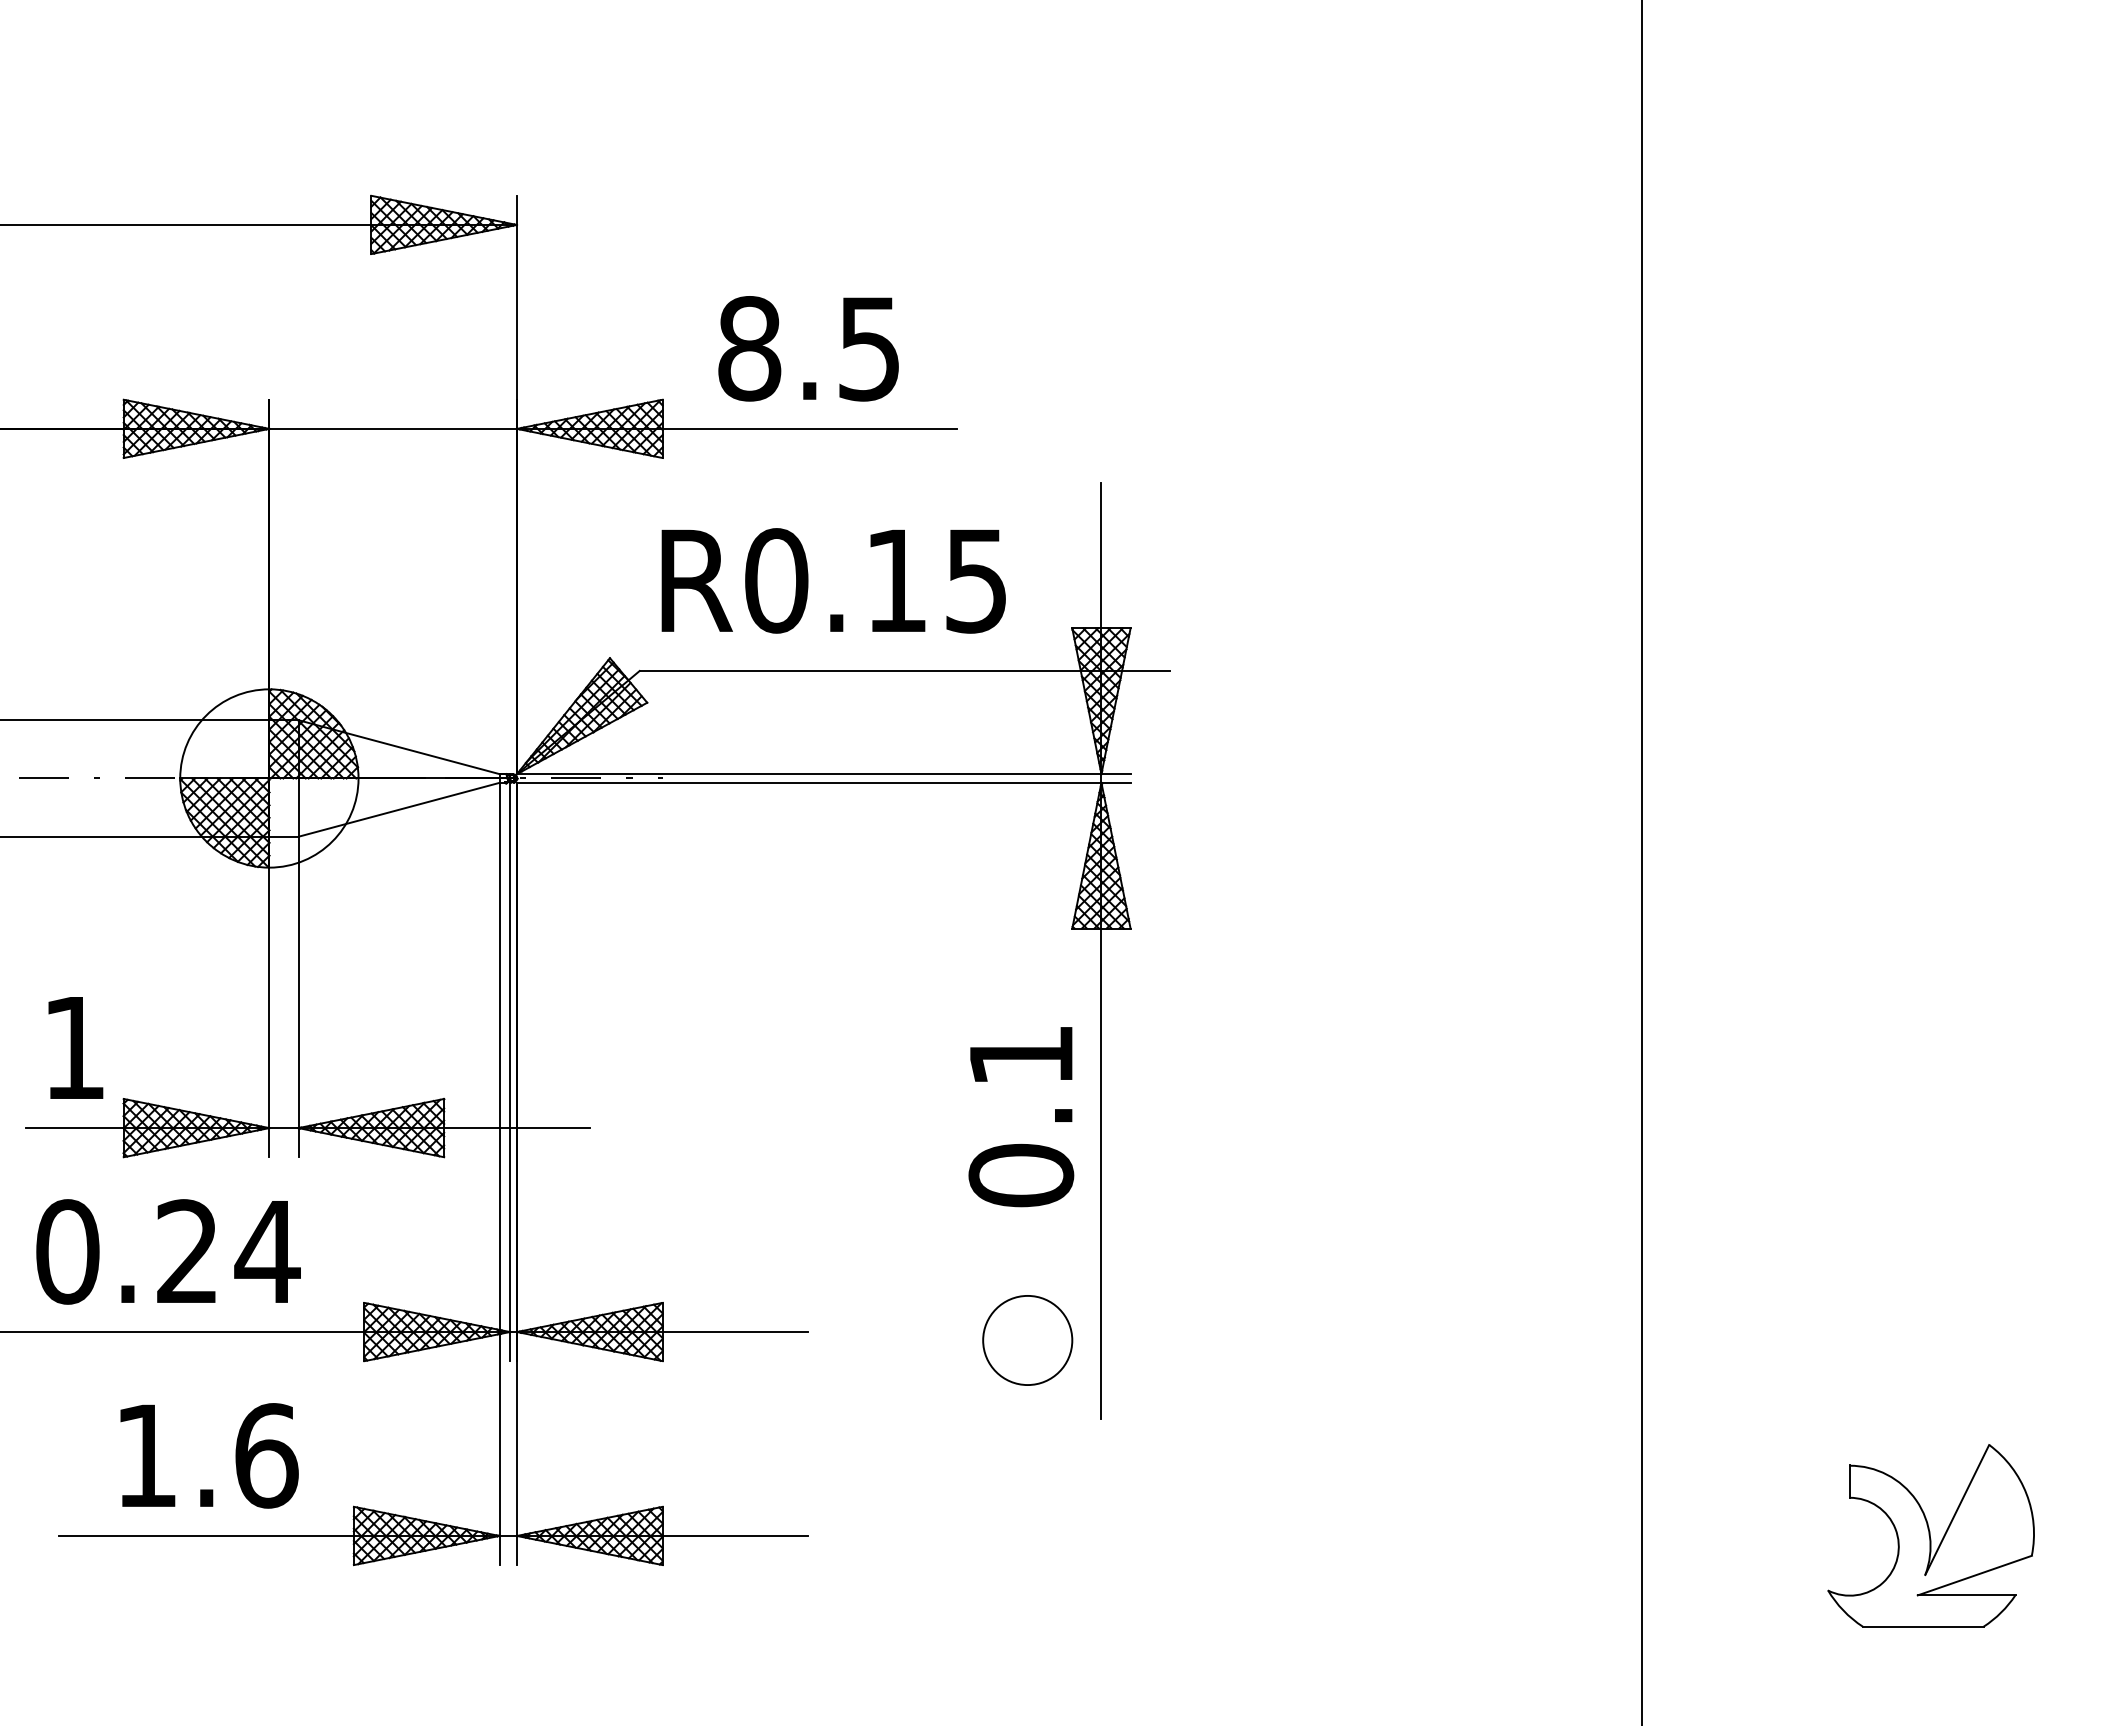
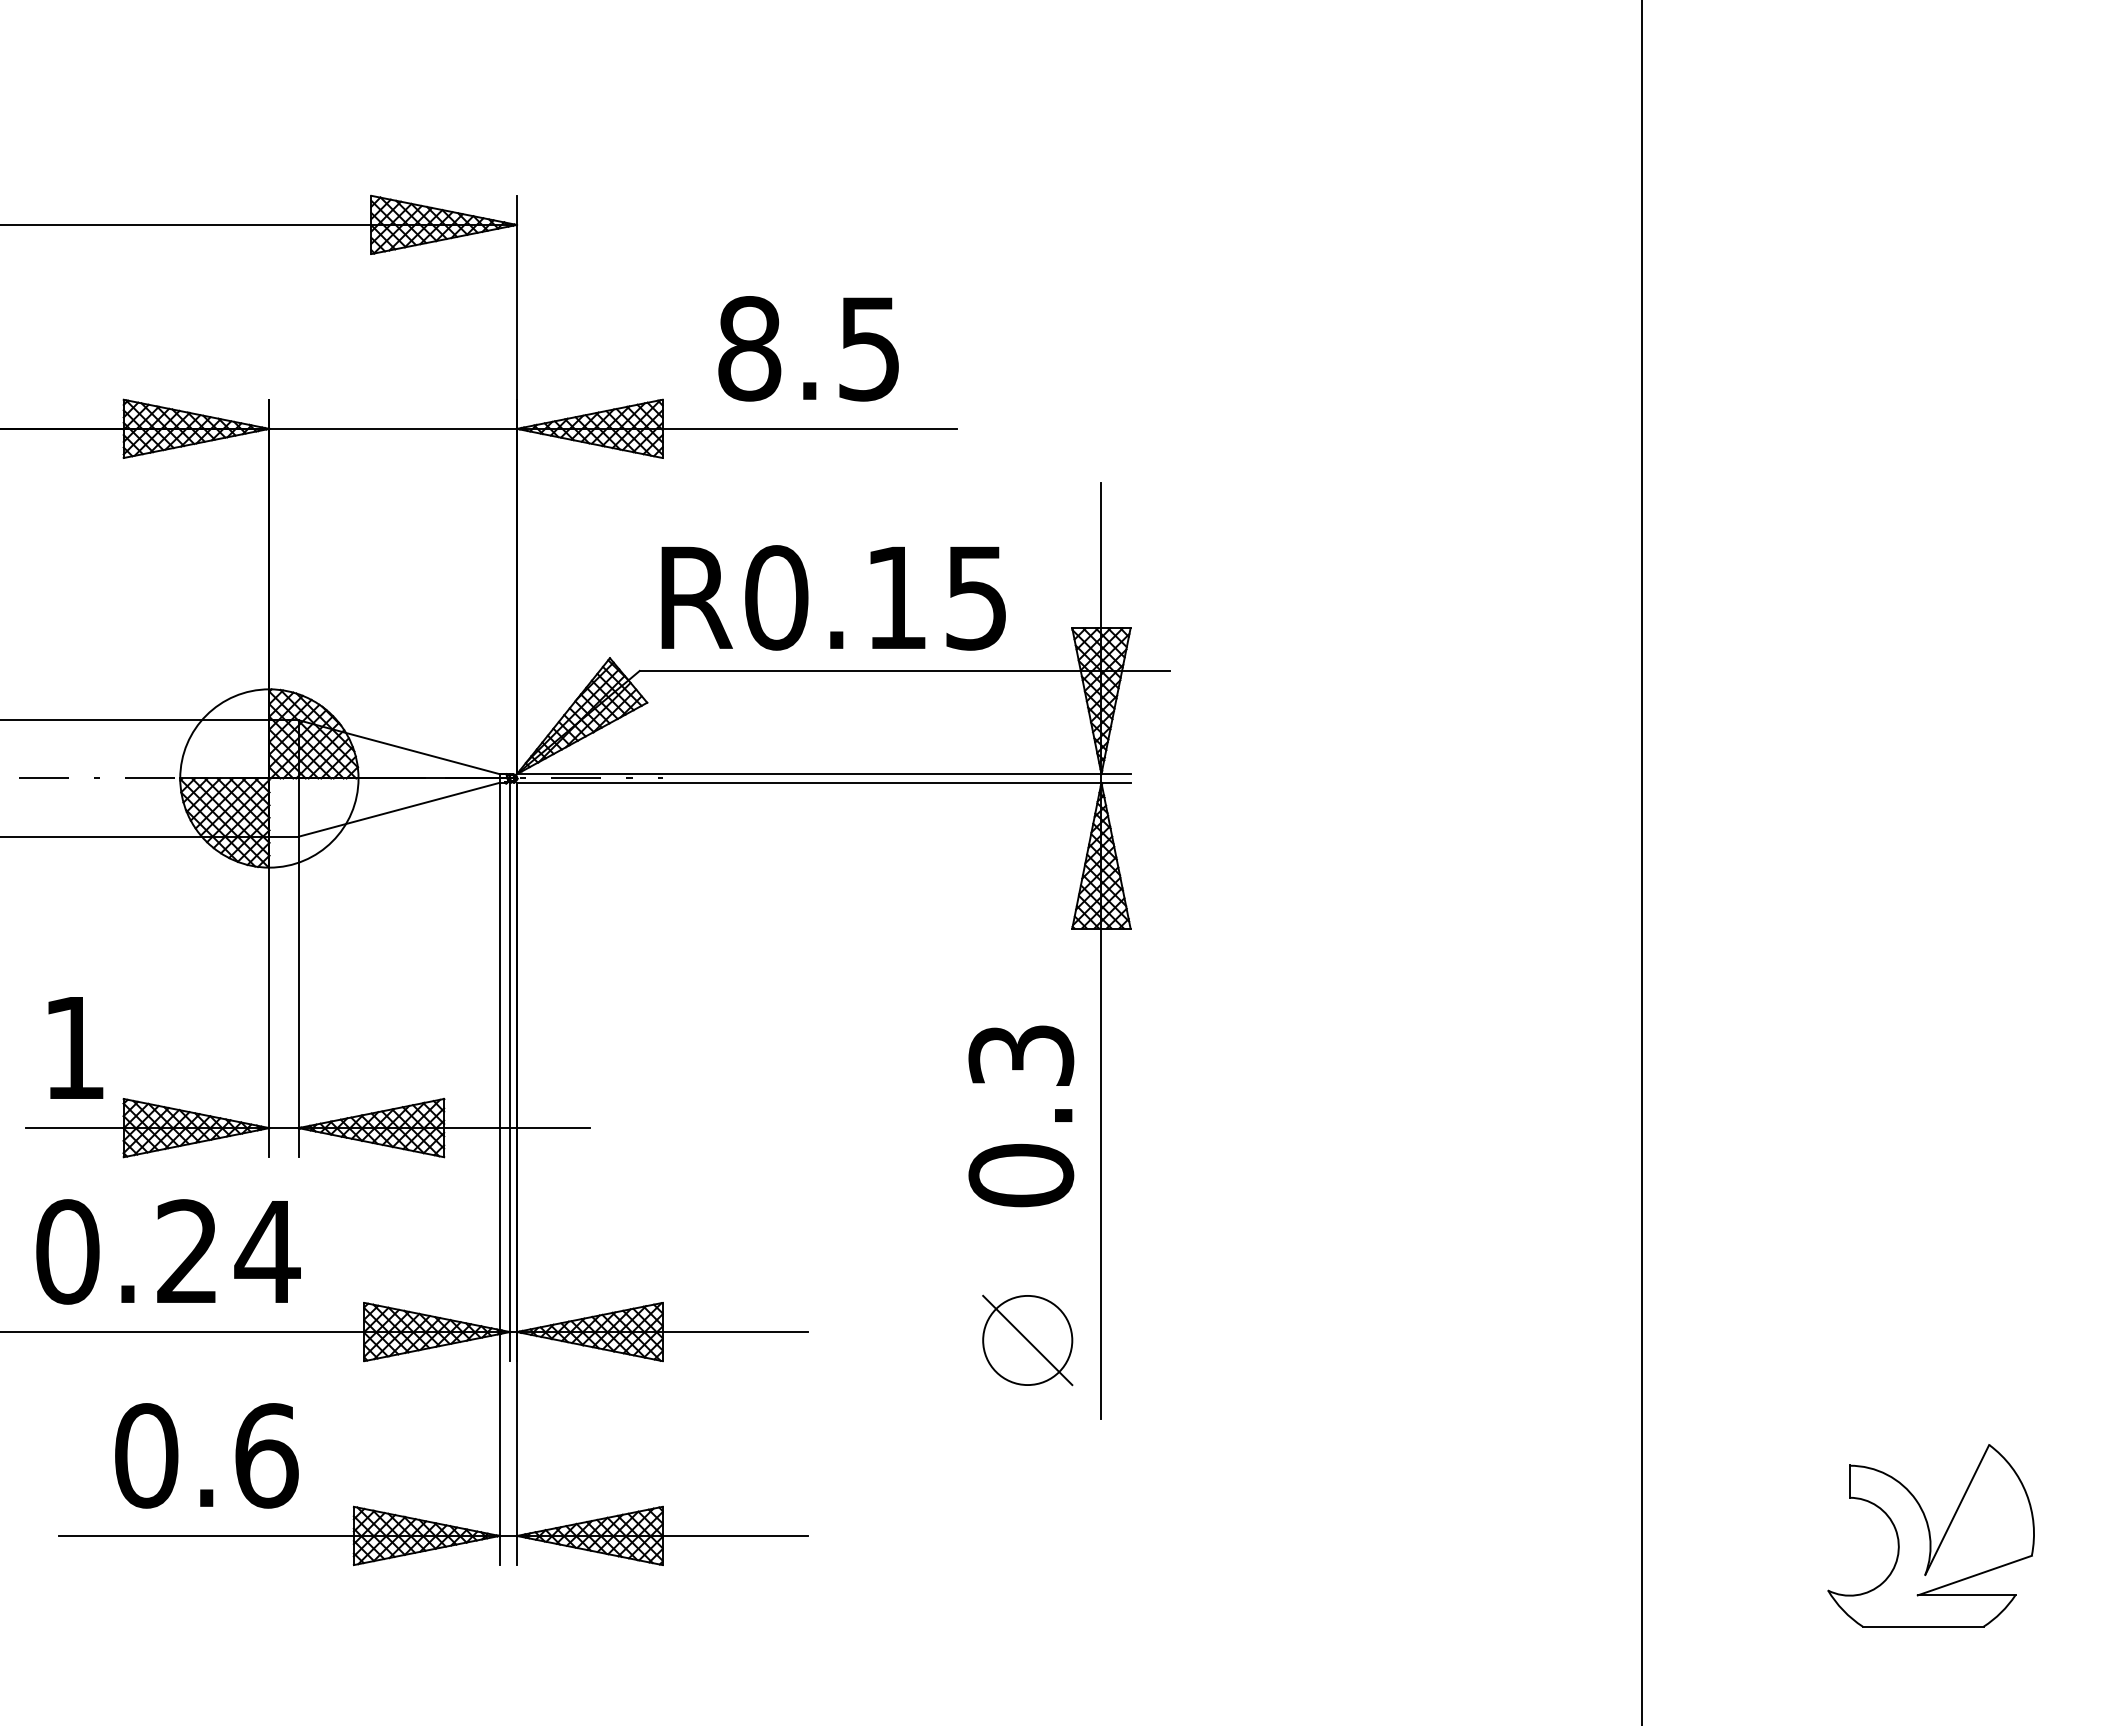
text position: (833, 580) -> (833, 597) (833, 597)
text: 0.1 -> 0.3 (1021, 1055)
line: none -> present (1027, 1340)
text: 1.6 -> 0.6 (146, 1455)
